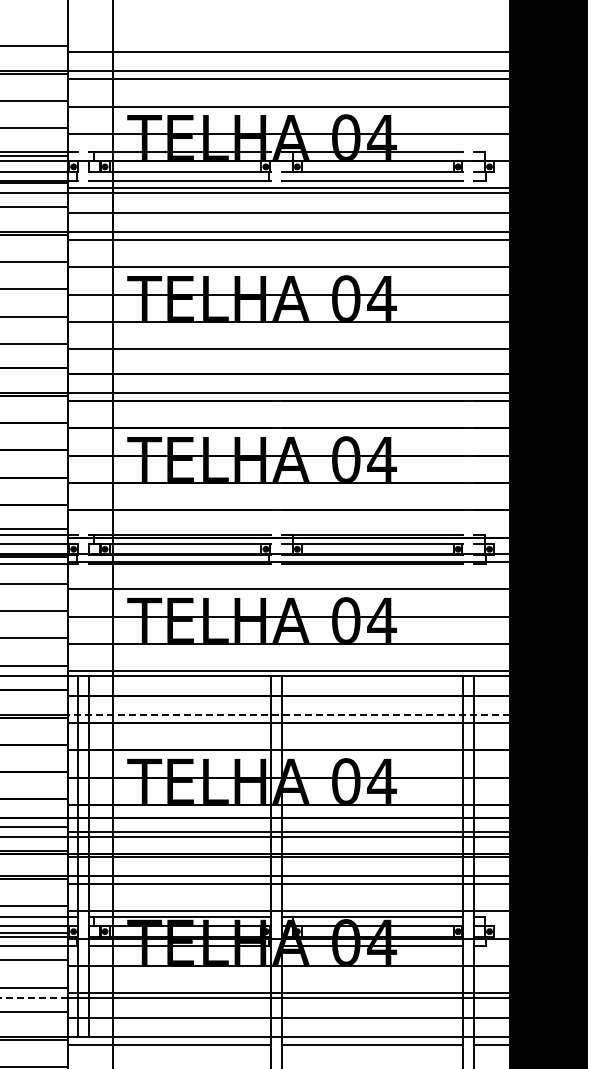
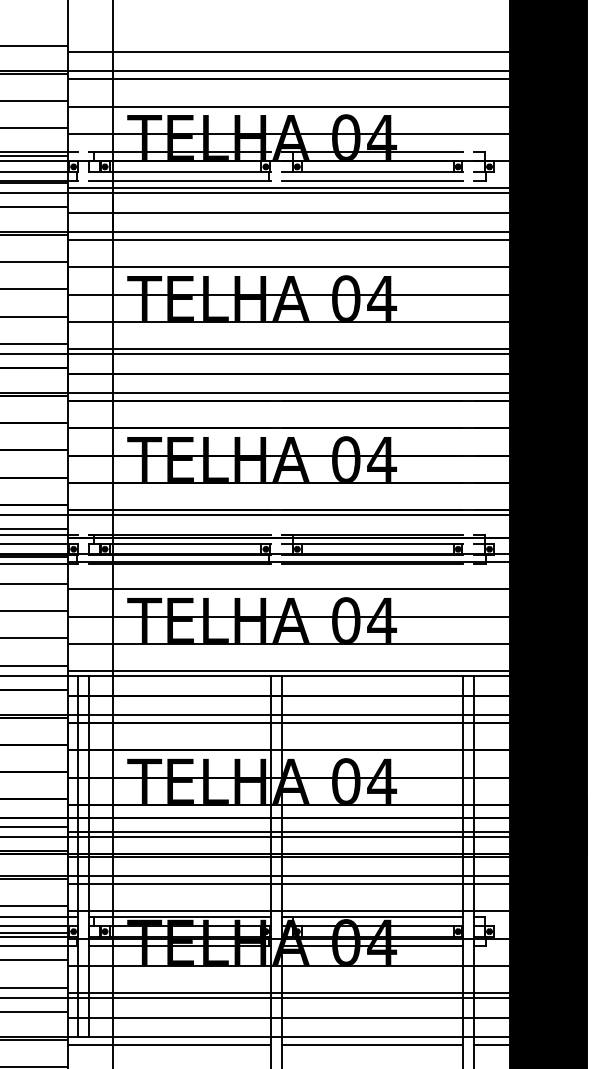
line: none -> present (255, 353)
line: none -> present (255, 514)
line: dashed -> solid (288, 715)
line: dashed -> solid (33, 997)
